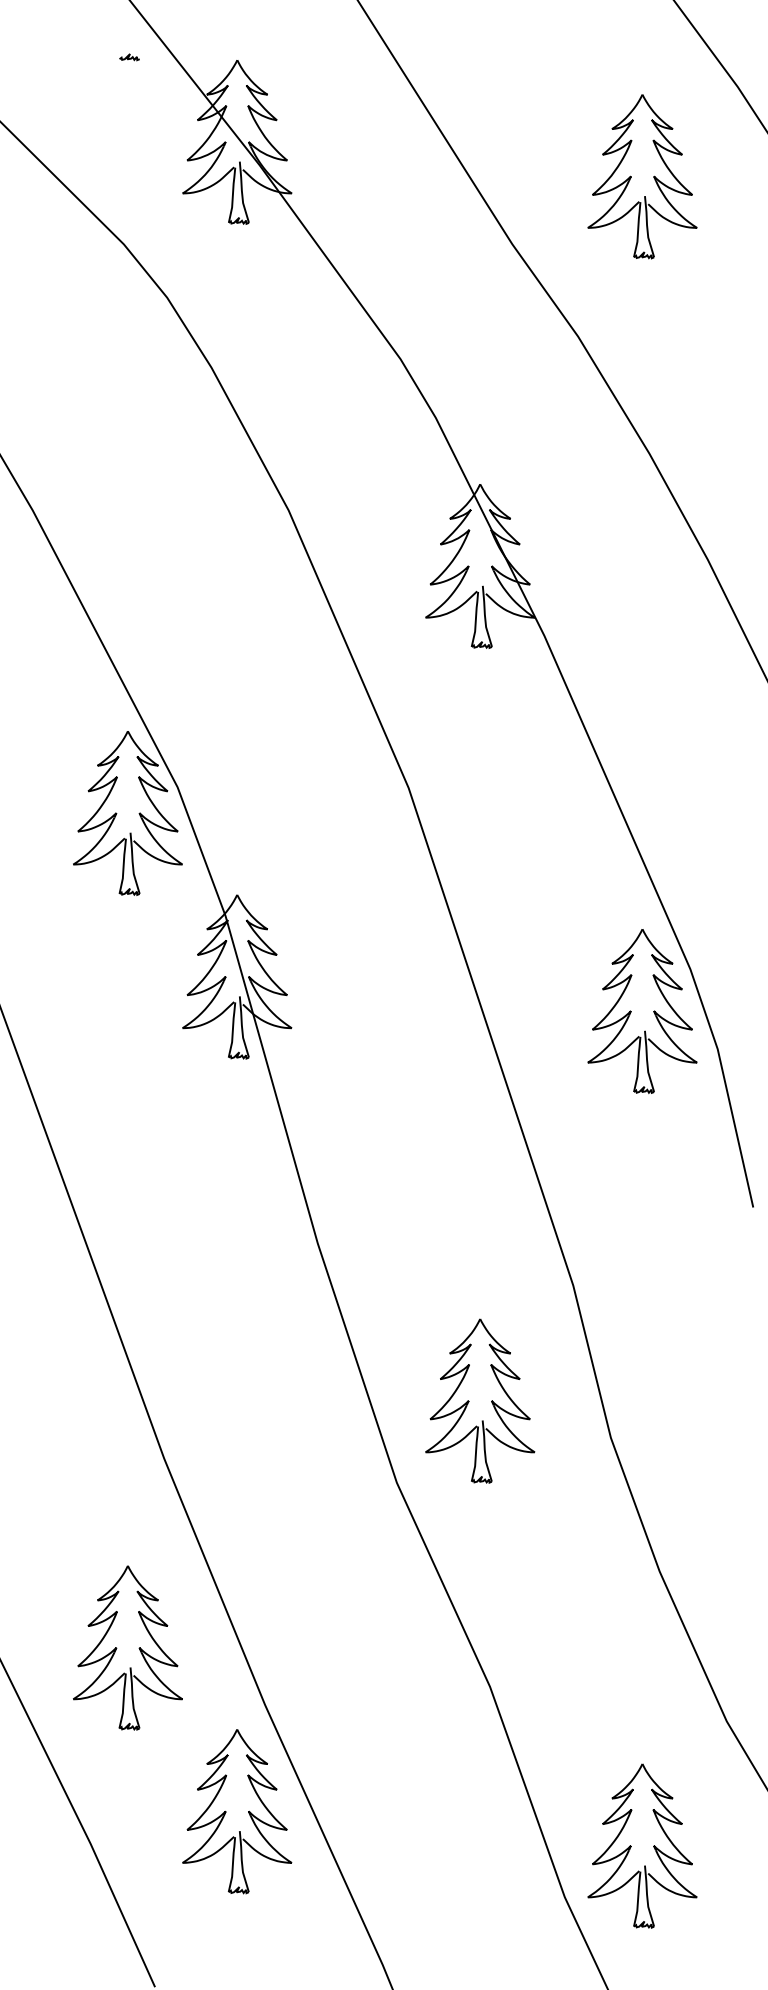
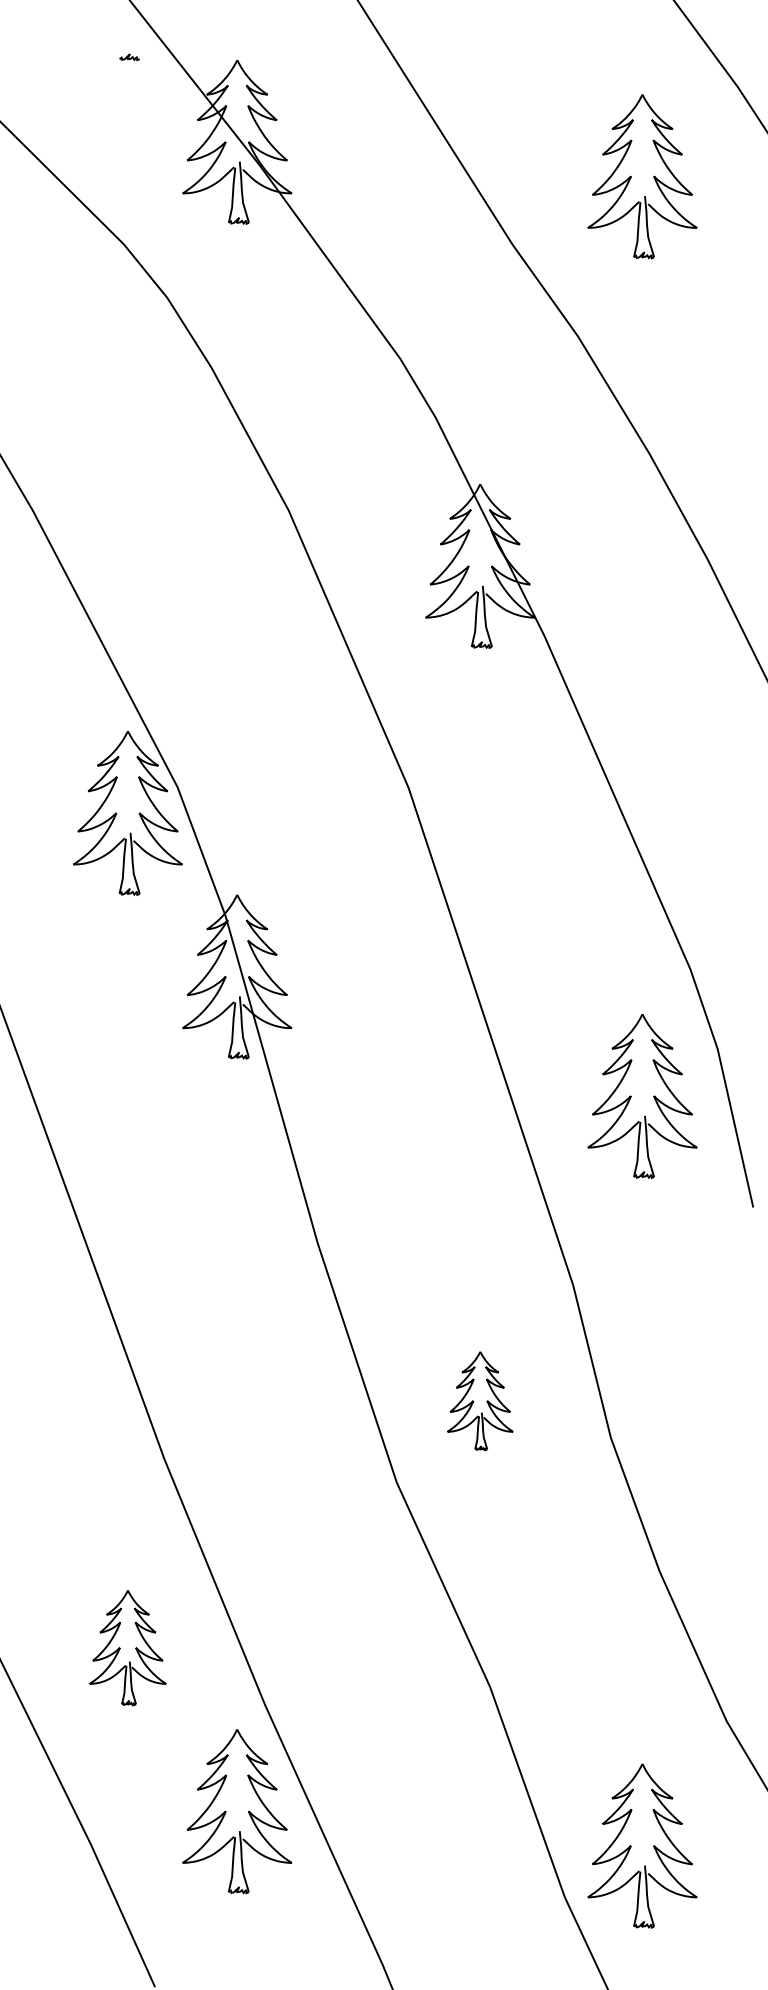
part position: (642, 1011) -> (642, 1096) (642, 1096)
part size: 111x166 px -> 67x101 px (480, 1401)
part size: 110x166 px -> 78x117 px (127, 1648)
